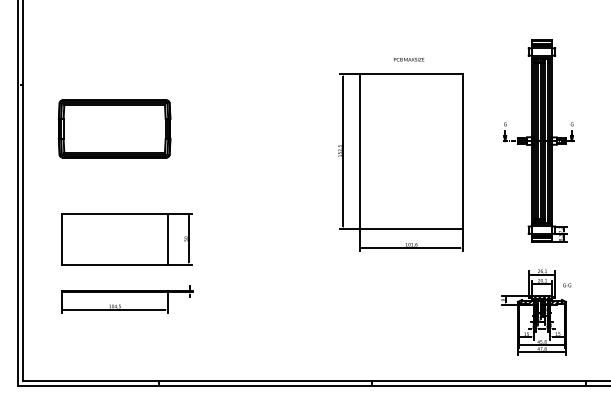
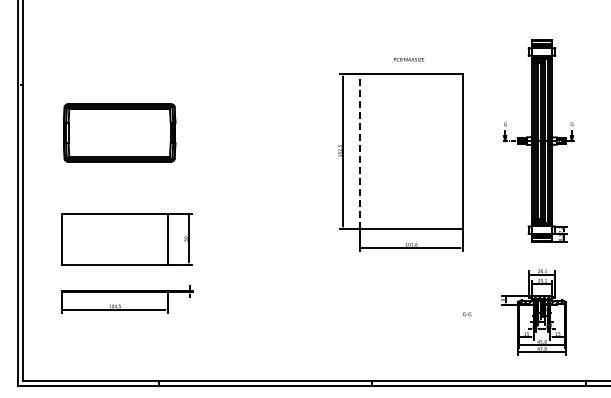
part position: (114, 128) -> (119, 132) (119, 132)
line: solid -> dashed (359, 150)
text position: (567, 285) -> (467, 314) (467, 314)
